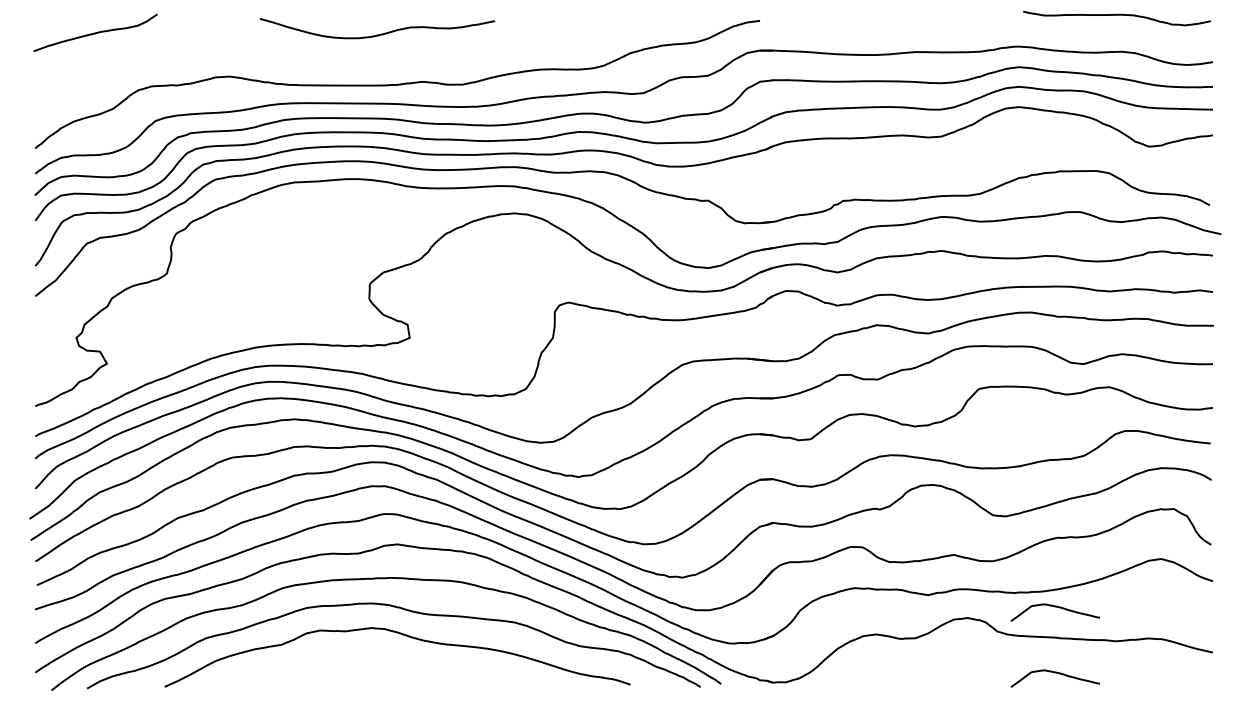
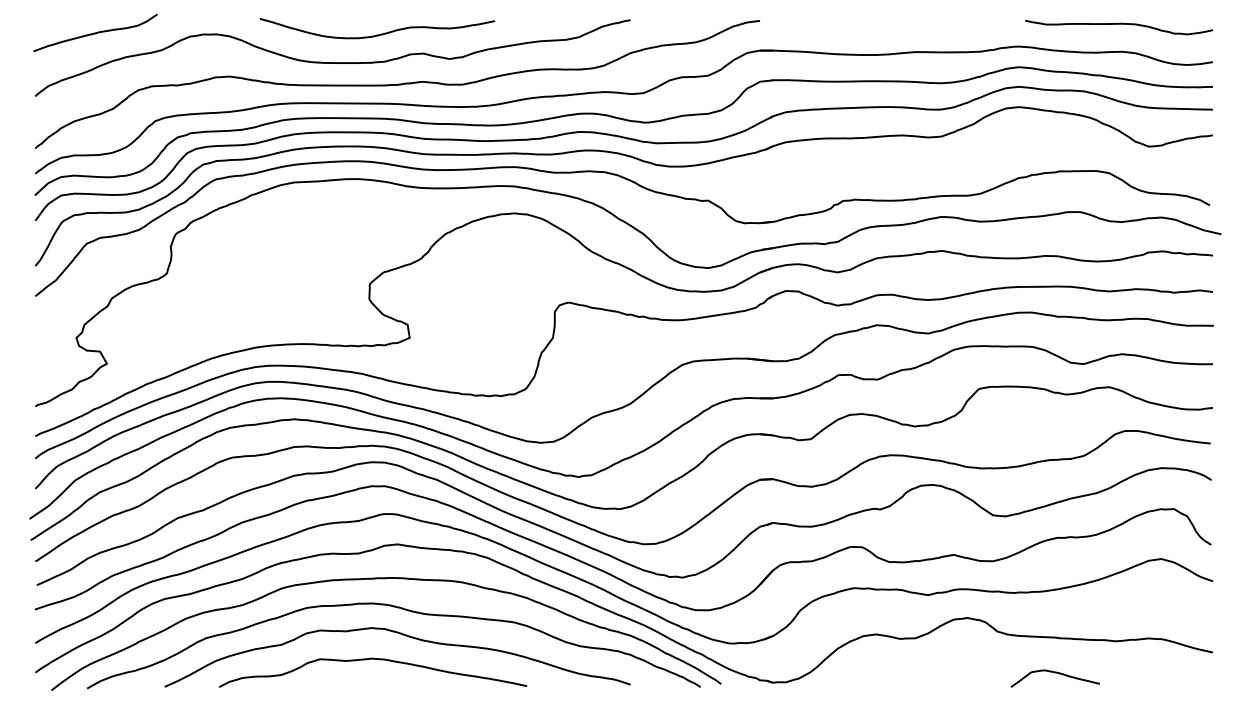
curve position: (1116, 15) -> (1118, 24) (1118, 24)
curve: none -> present (332, 62)
curve: present -> none (1054, 607)
curve: none -> present (372, 659)
